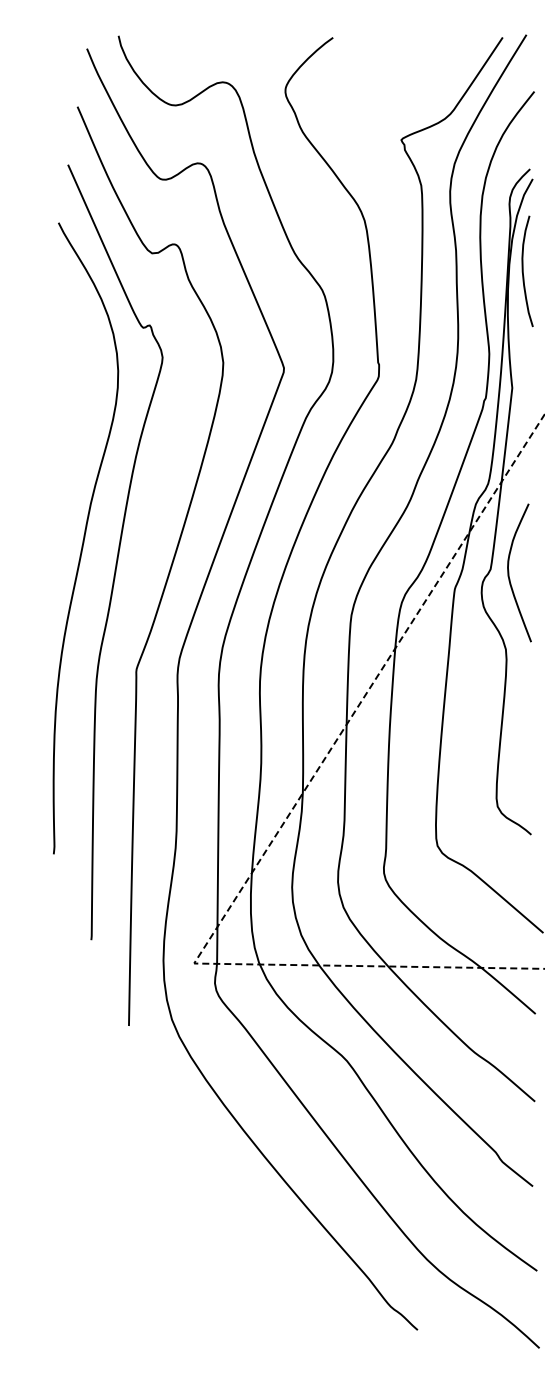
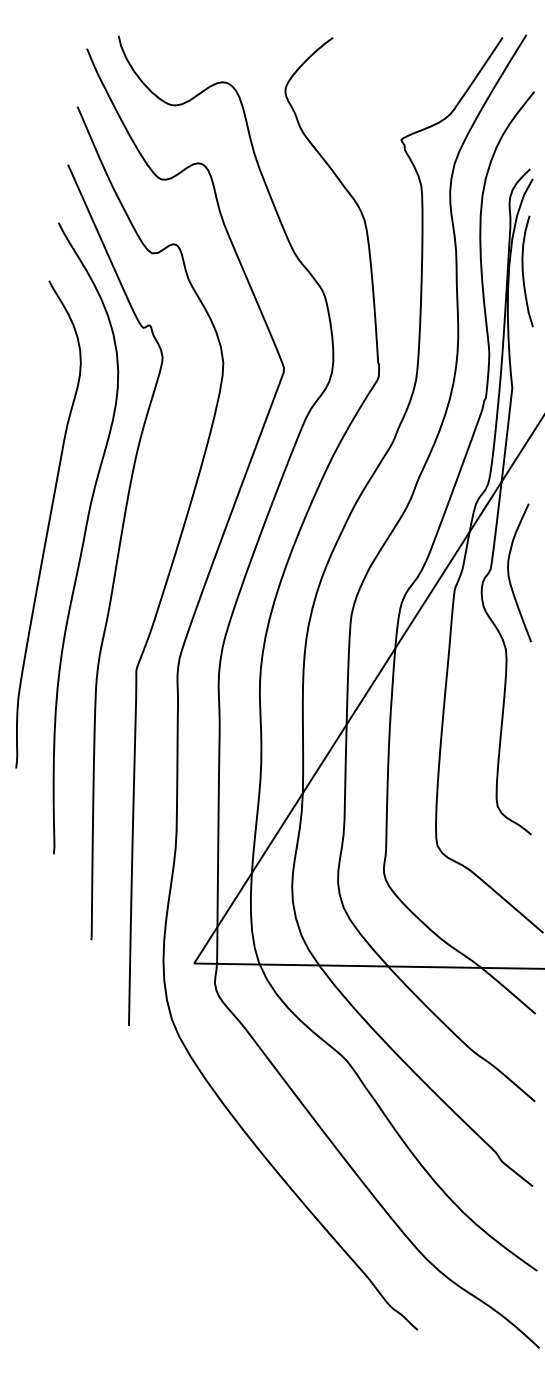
curve: none -> present (48, 524)
line: dashed -> solid (274, 837)
